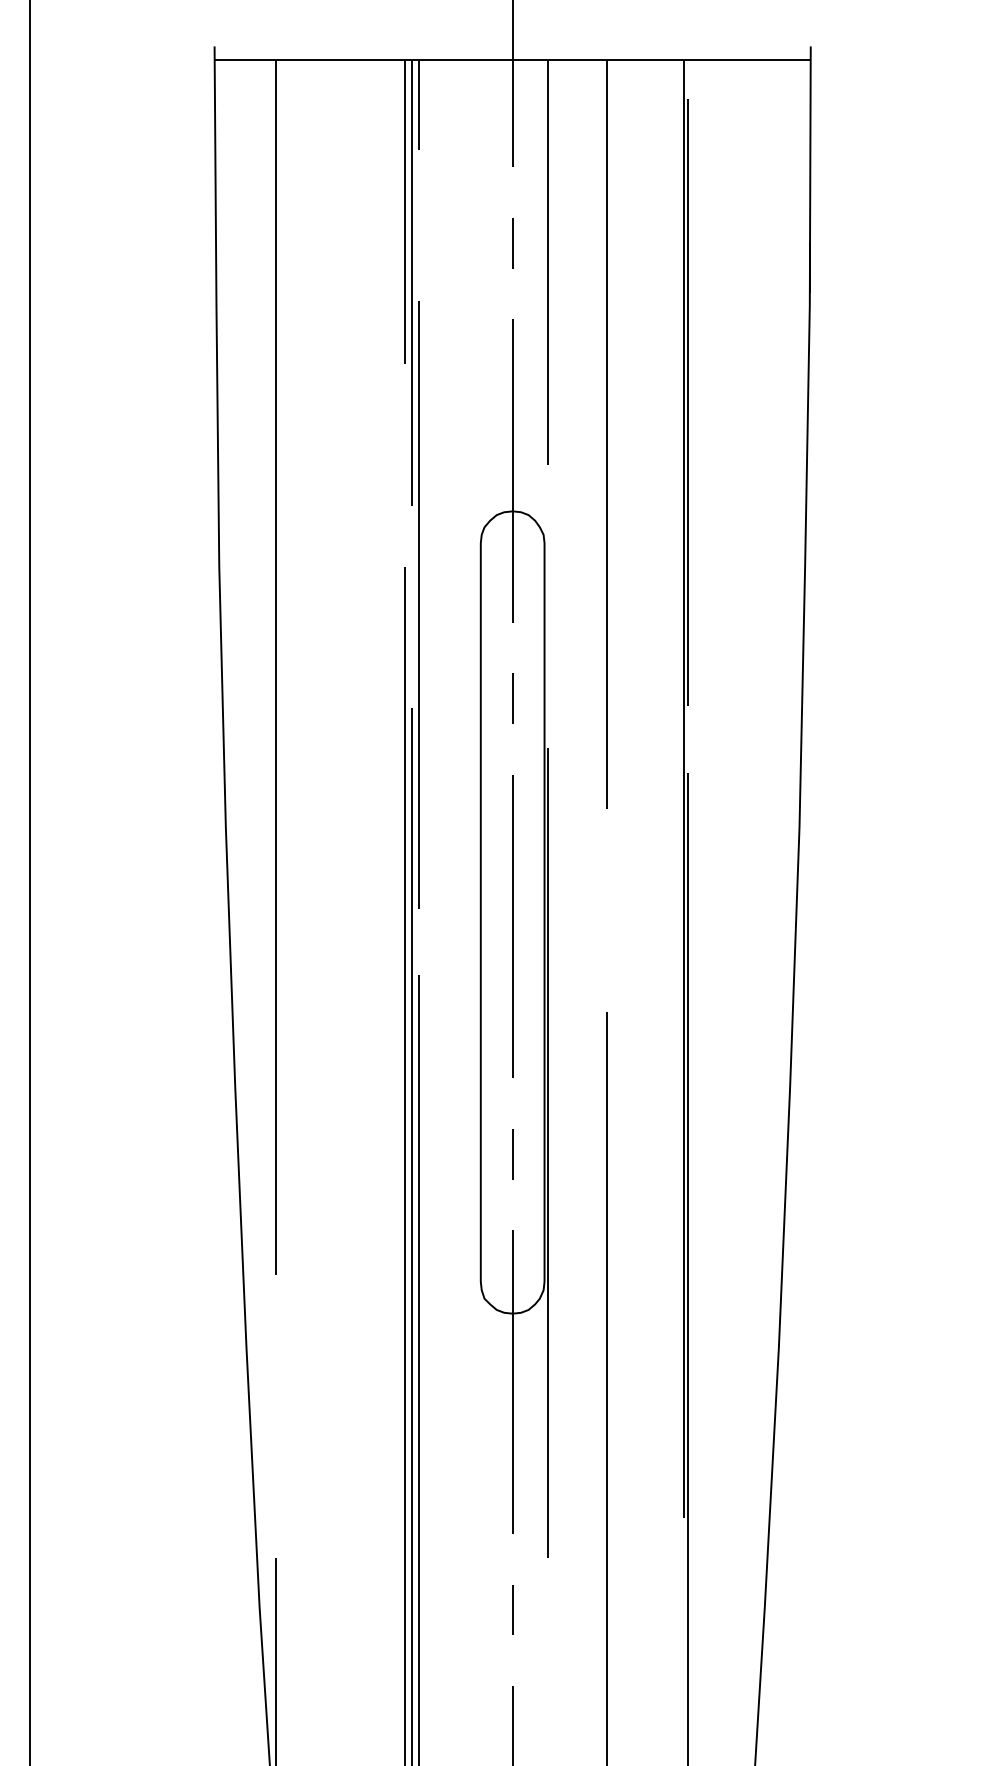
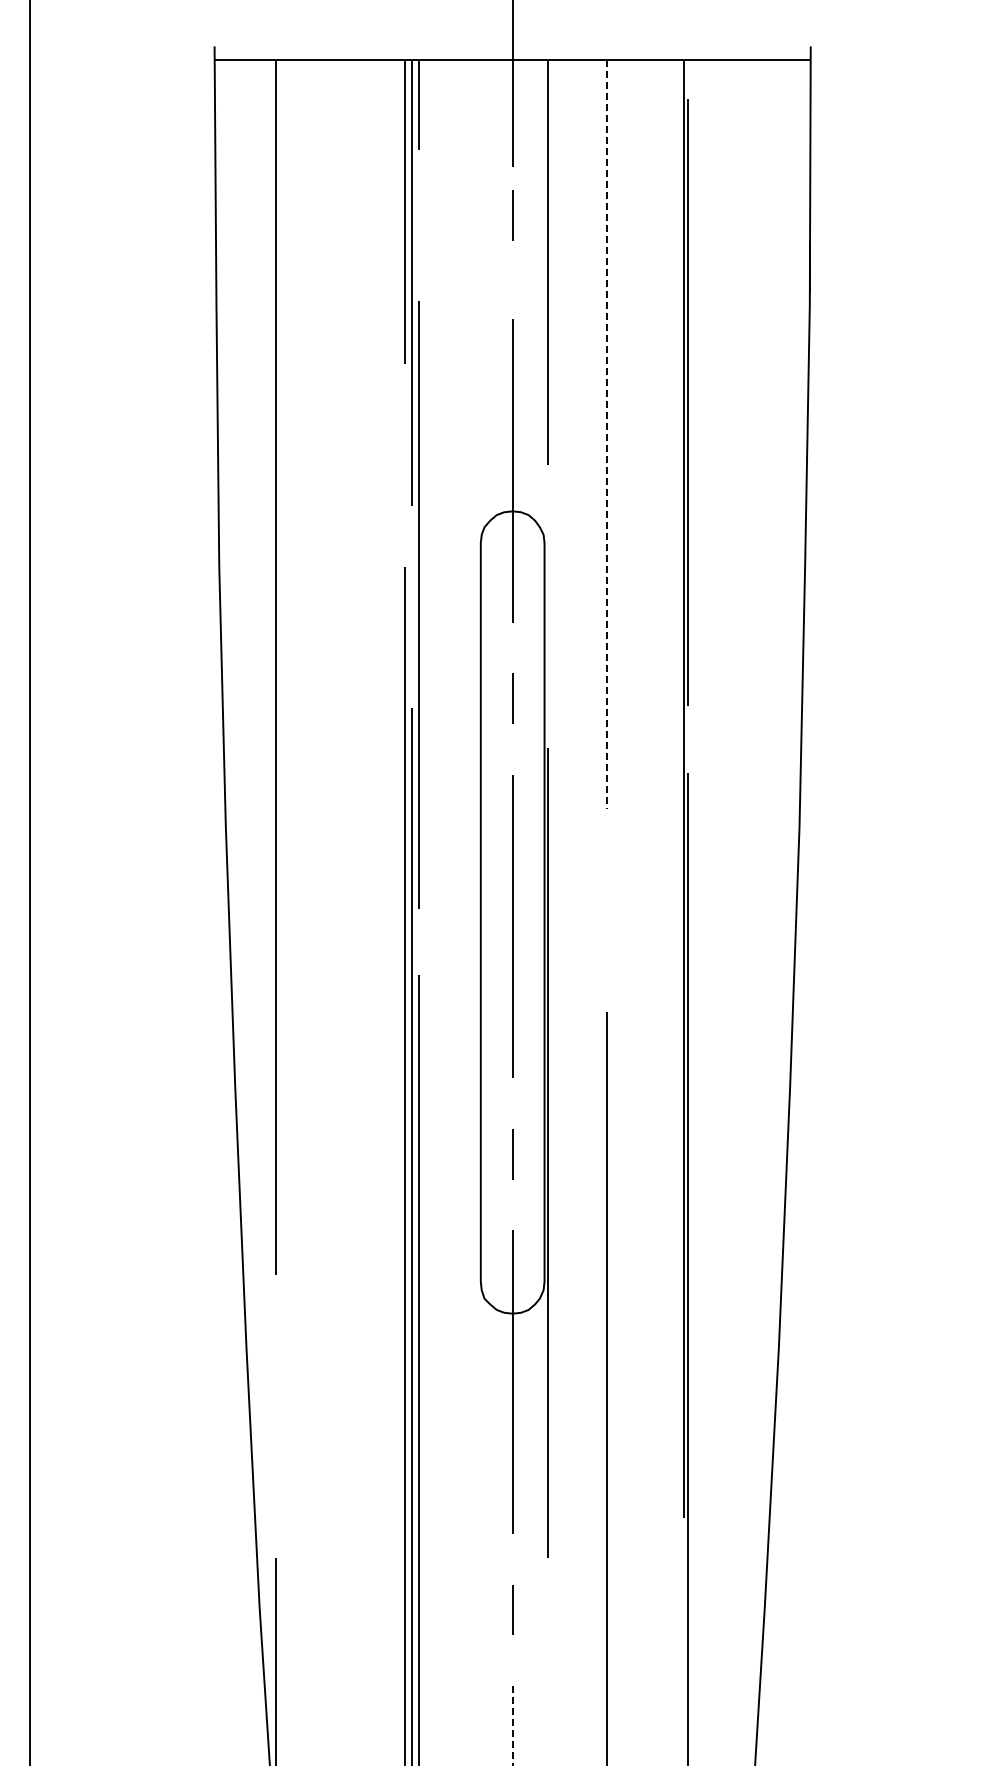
line position: (512, 243) -> (512, 215) (512, 215)
line: solid -> dashed (607, 434)
line: solid -> dashed (512, 1725)
